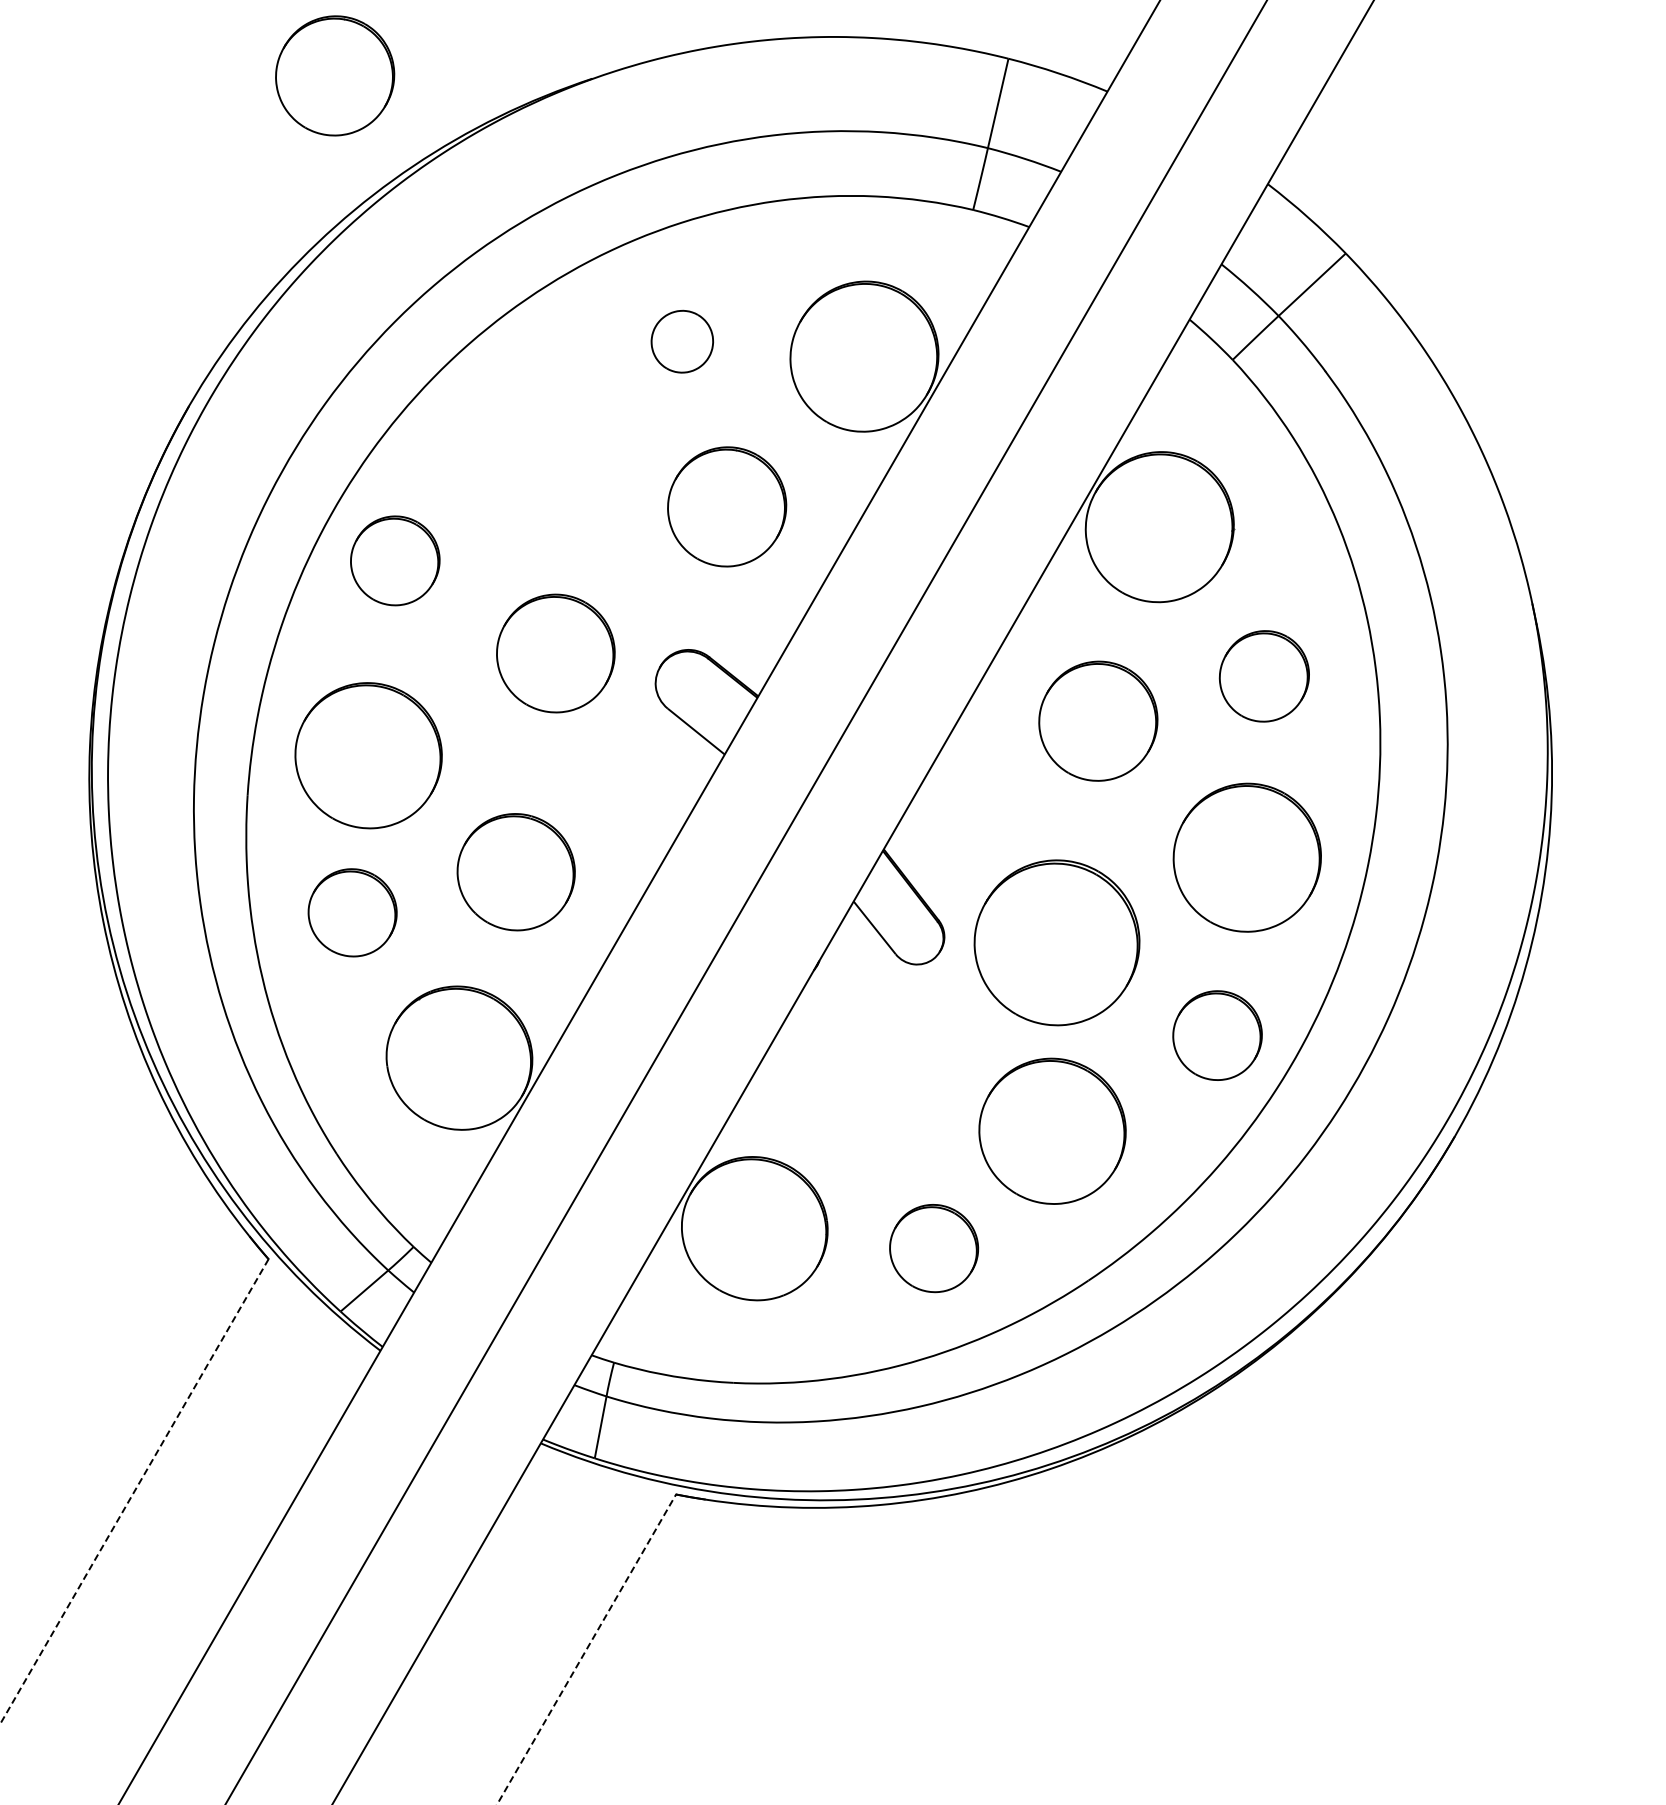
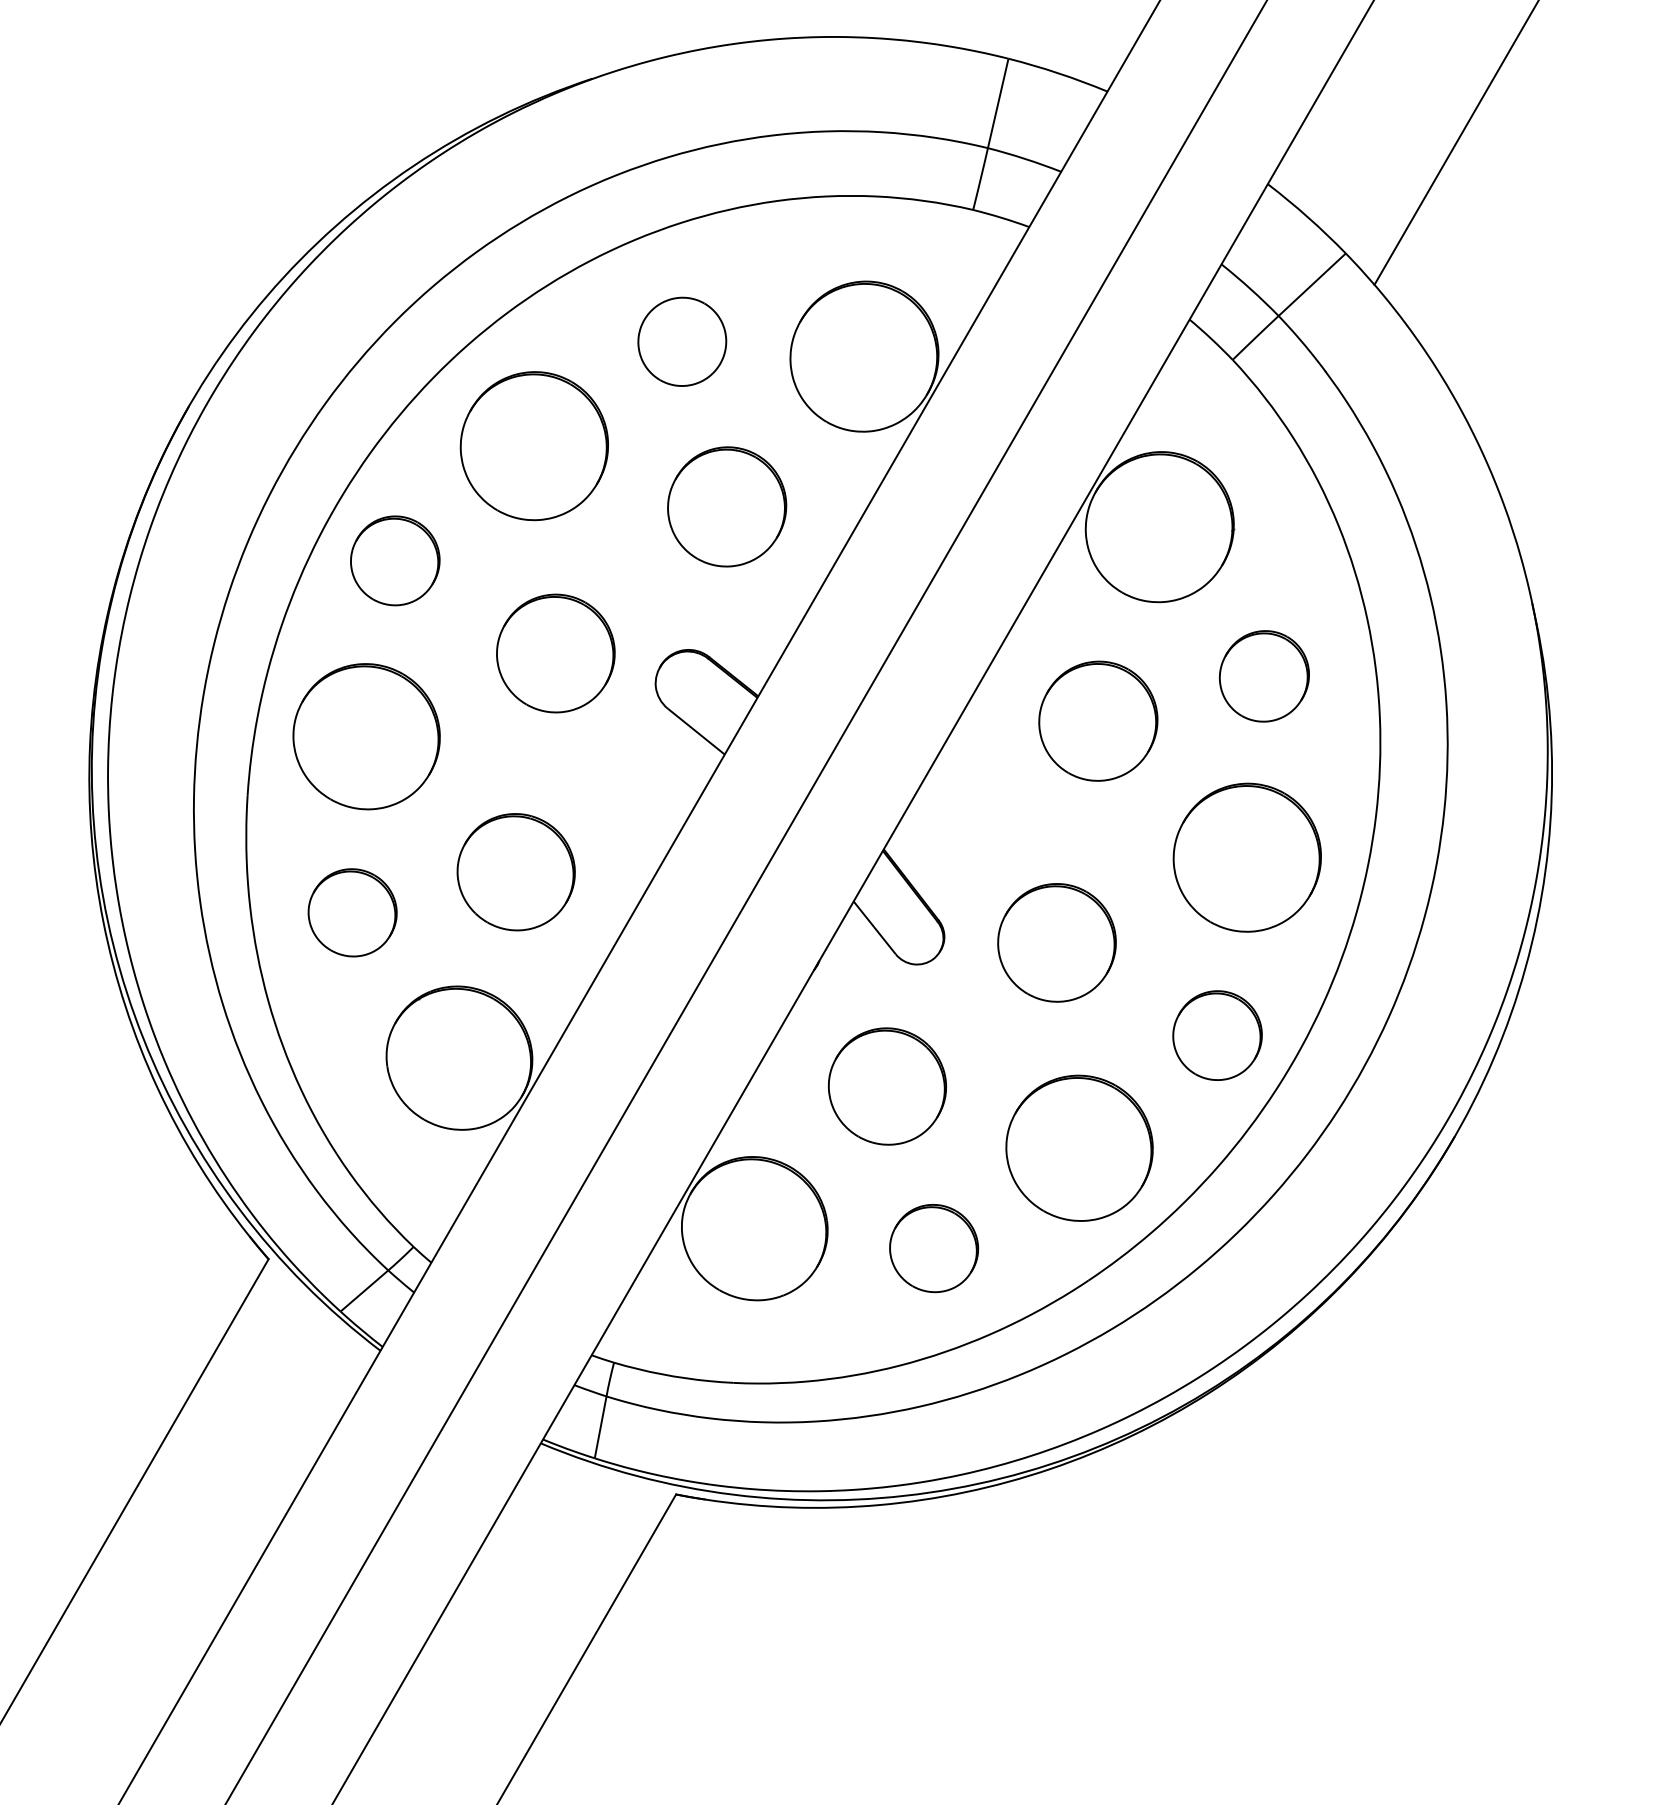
part: present -> none (335, 75)
line: none -> present (1455, 143)
part size: 65x65 px -> 91x91 px (682, 341)
part: none -> present (533, 446)
part position: (368, 755) -> (366, 736) (366, 736)
part size: 168x168 px -> 120x120 px (1056, 942)
part: none -> present (886, 1086)
part position: (1052, 1130) -> (1079, 1147) (1079, 1147)
line: dashed -> solid (134, 1492)
line: dashed -> solid (586, 1649)
